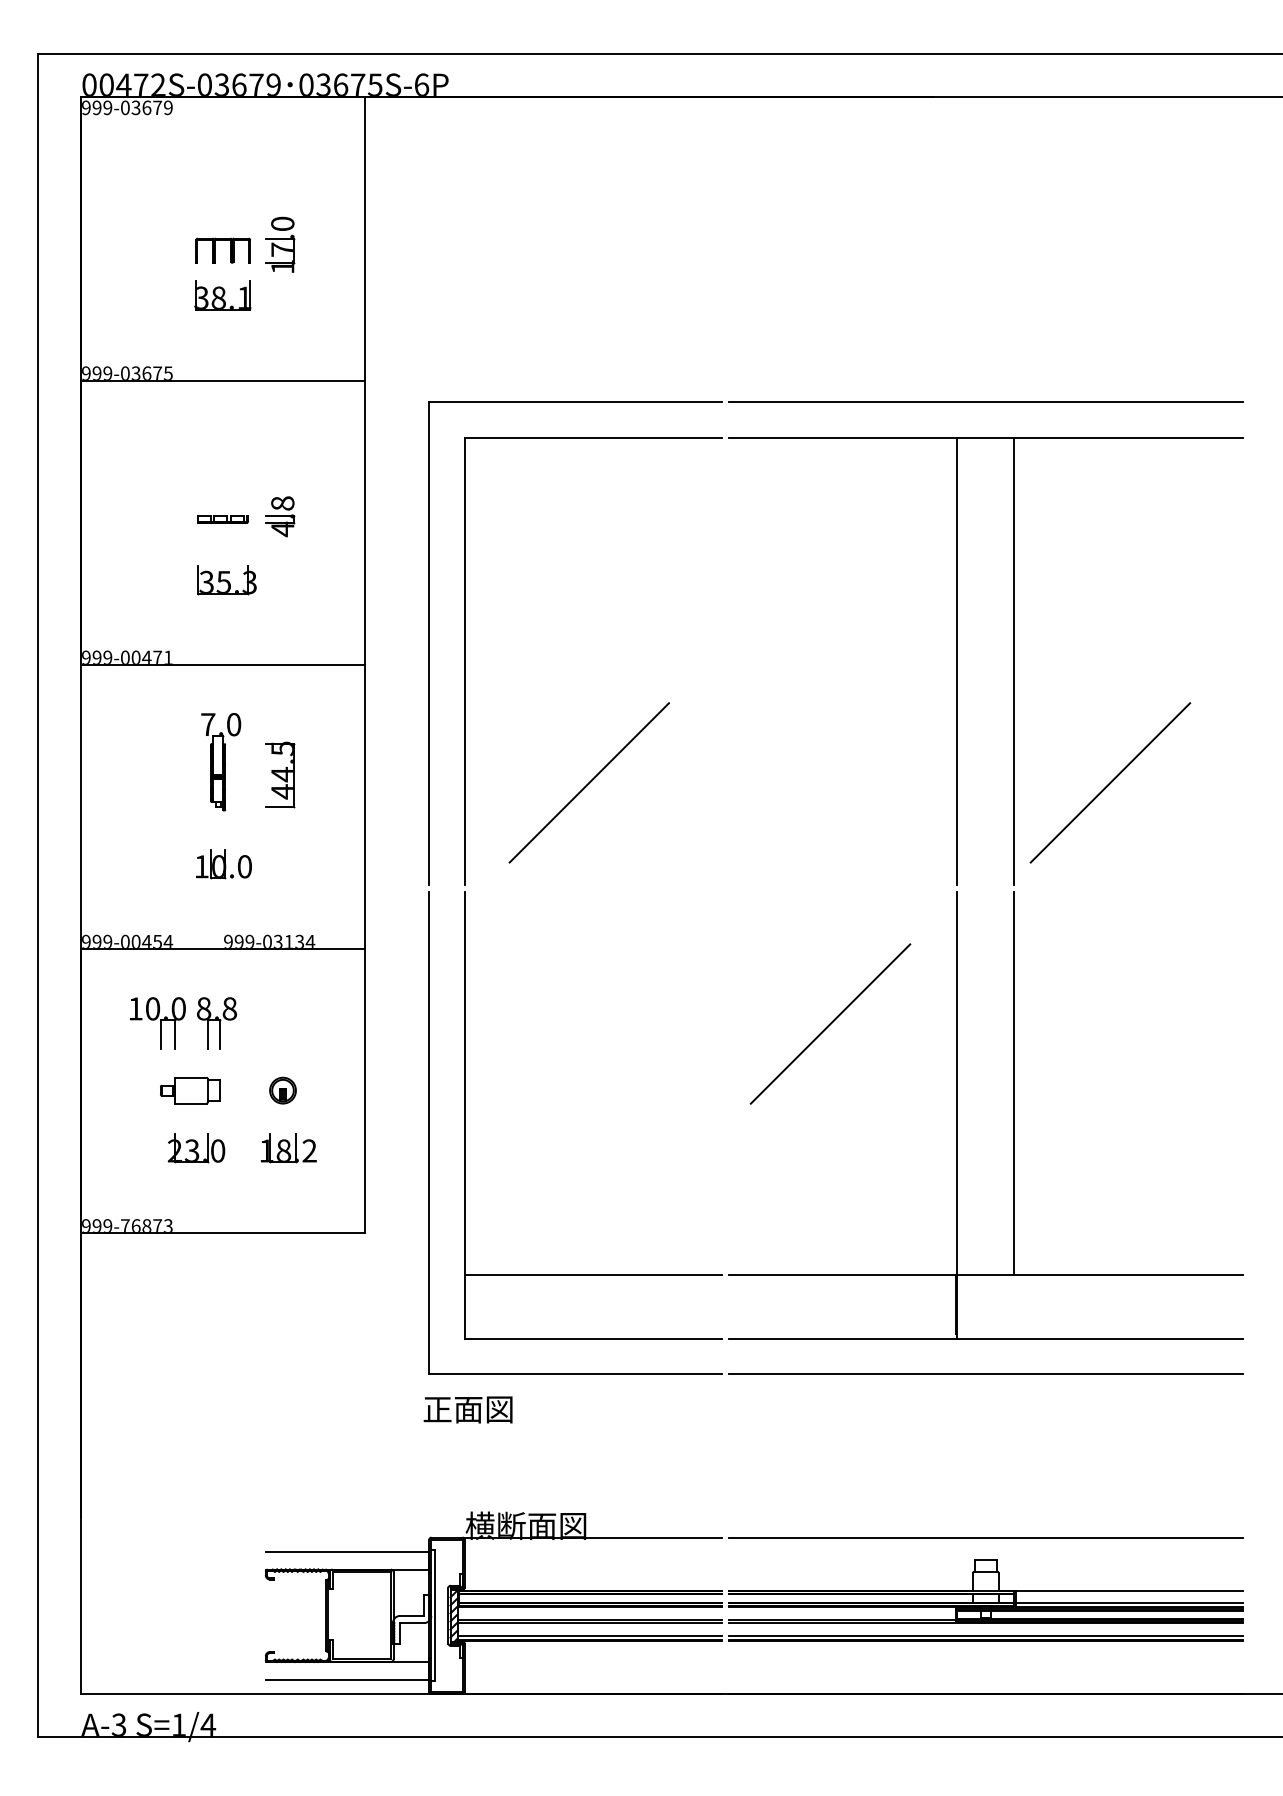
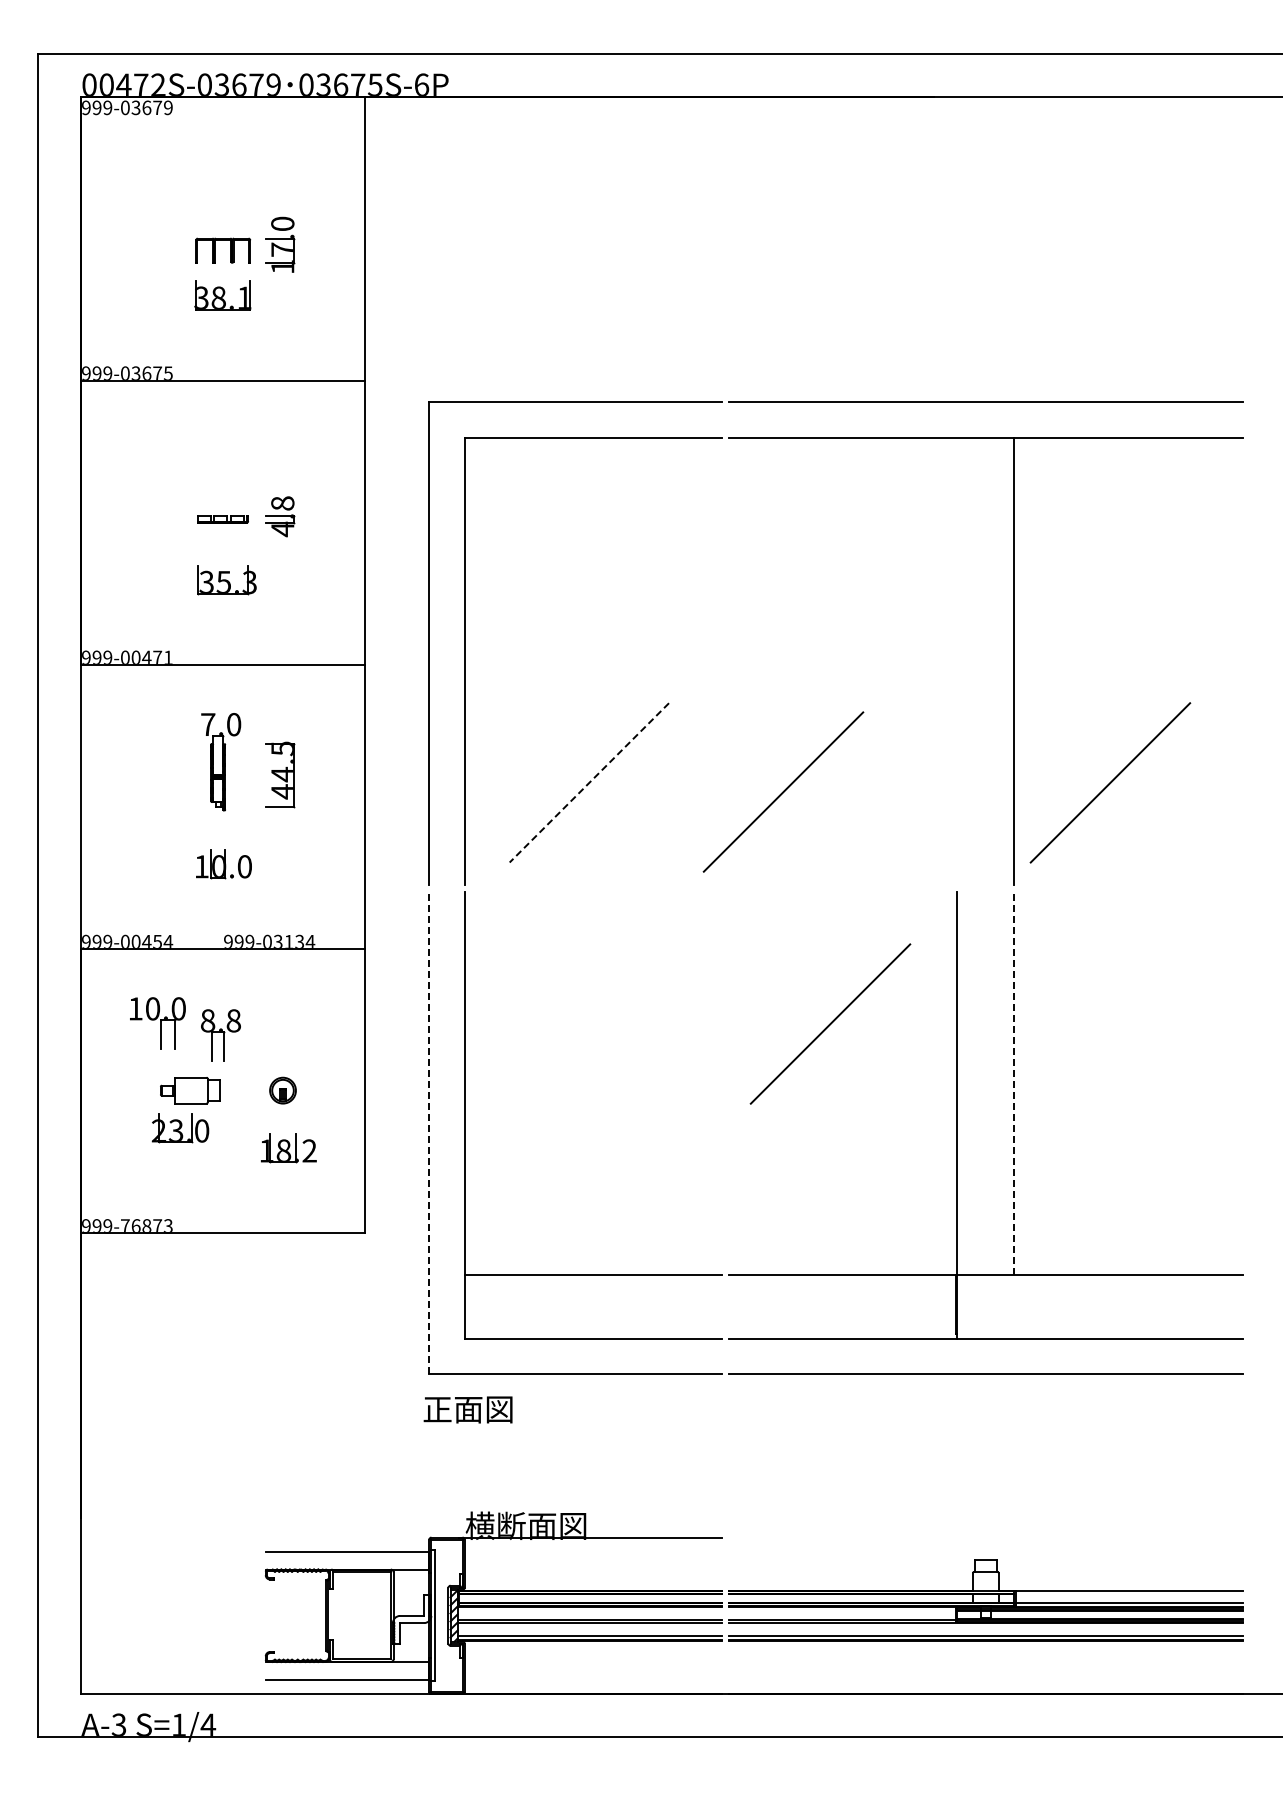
line: present -> none (957, 660)
line: solid -> dashed (589, 782)
line: none -> present (783, 791)
part position: (216, 1023) -> (220, 1035) (220, 1035)
line: solid -> dashed (1014, 1083)
line: solid -> dashed (429, 1132)
part position: (196, 1148) -> (180, 1128) (180, 1128)
line: present -> none (985, 1537)
